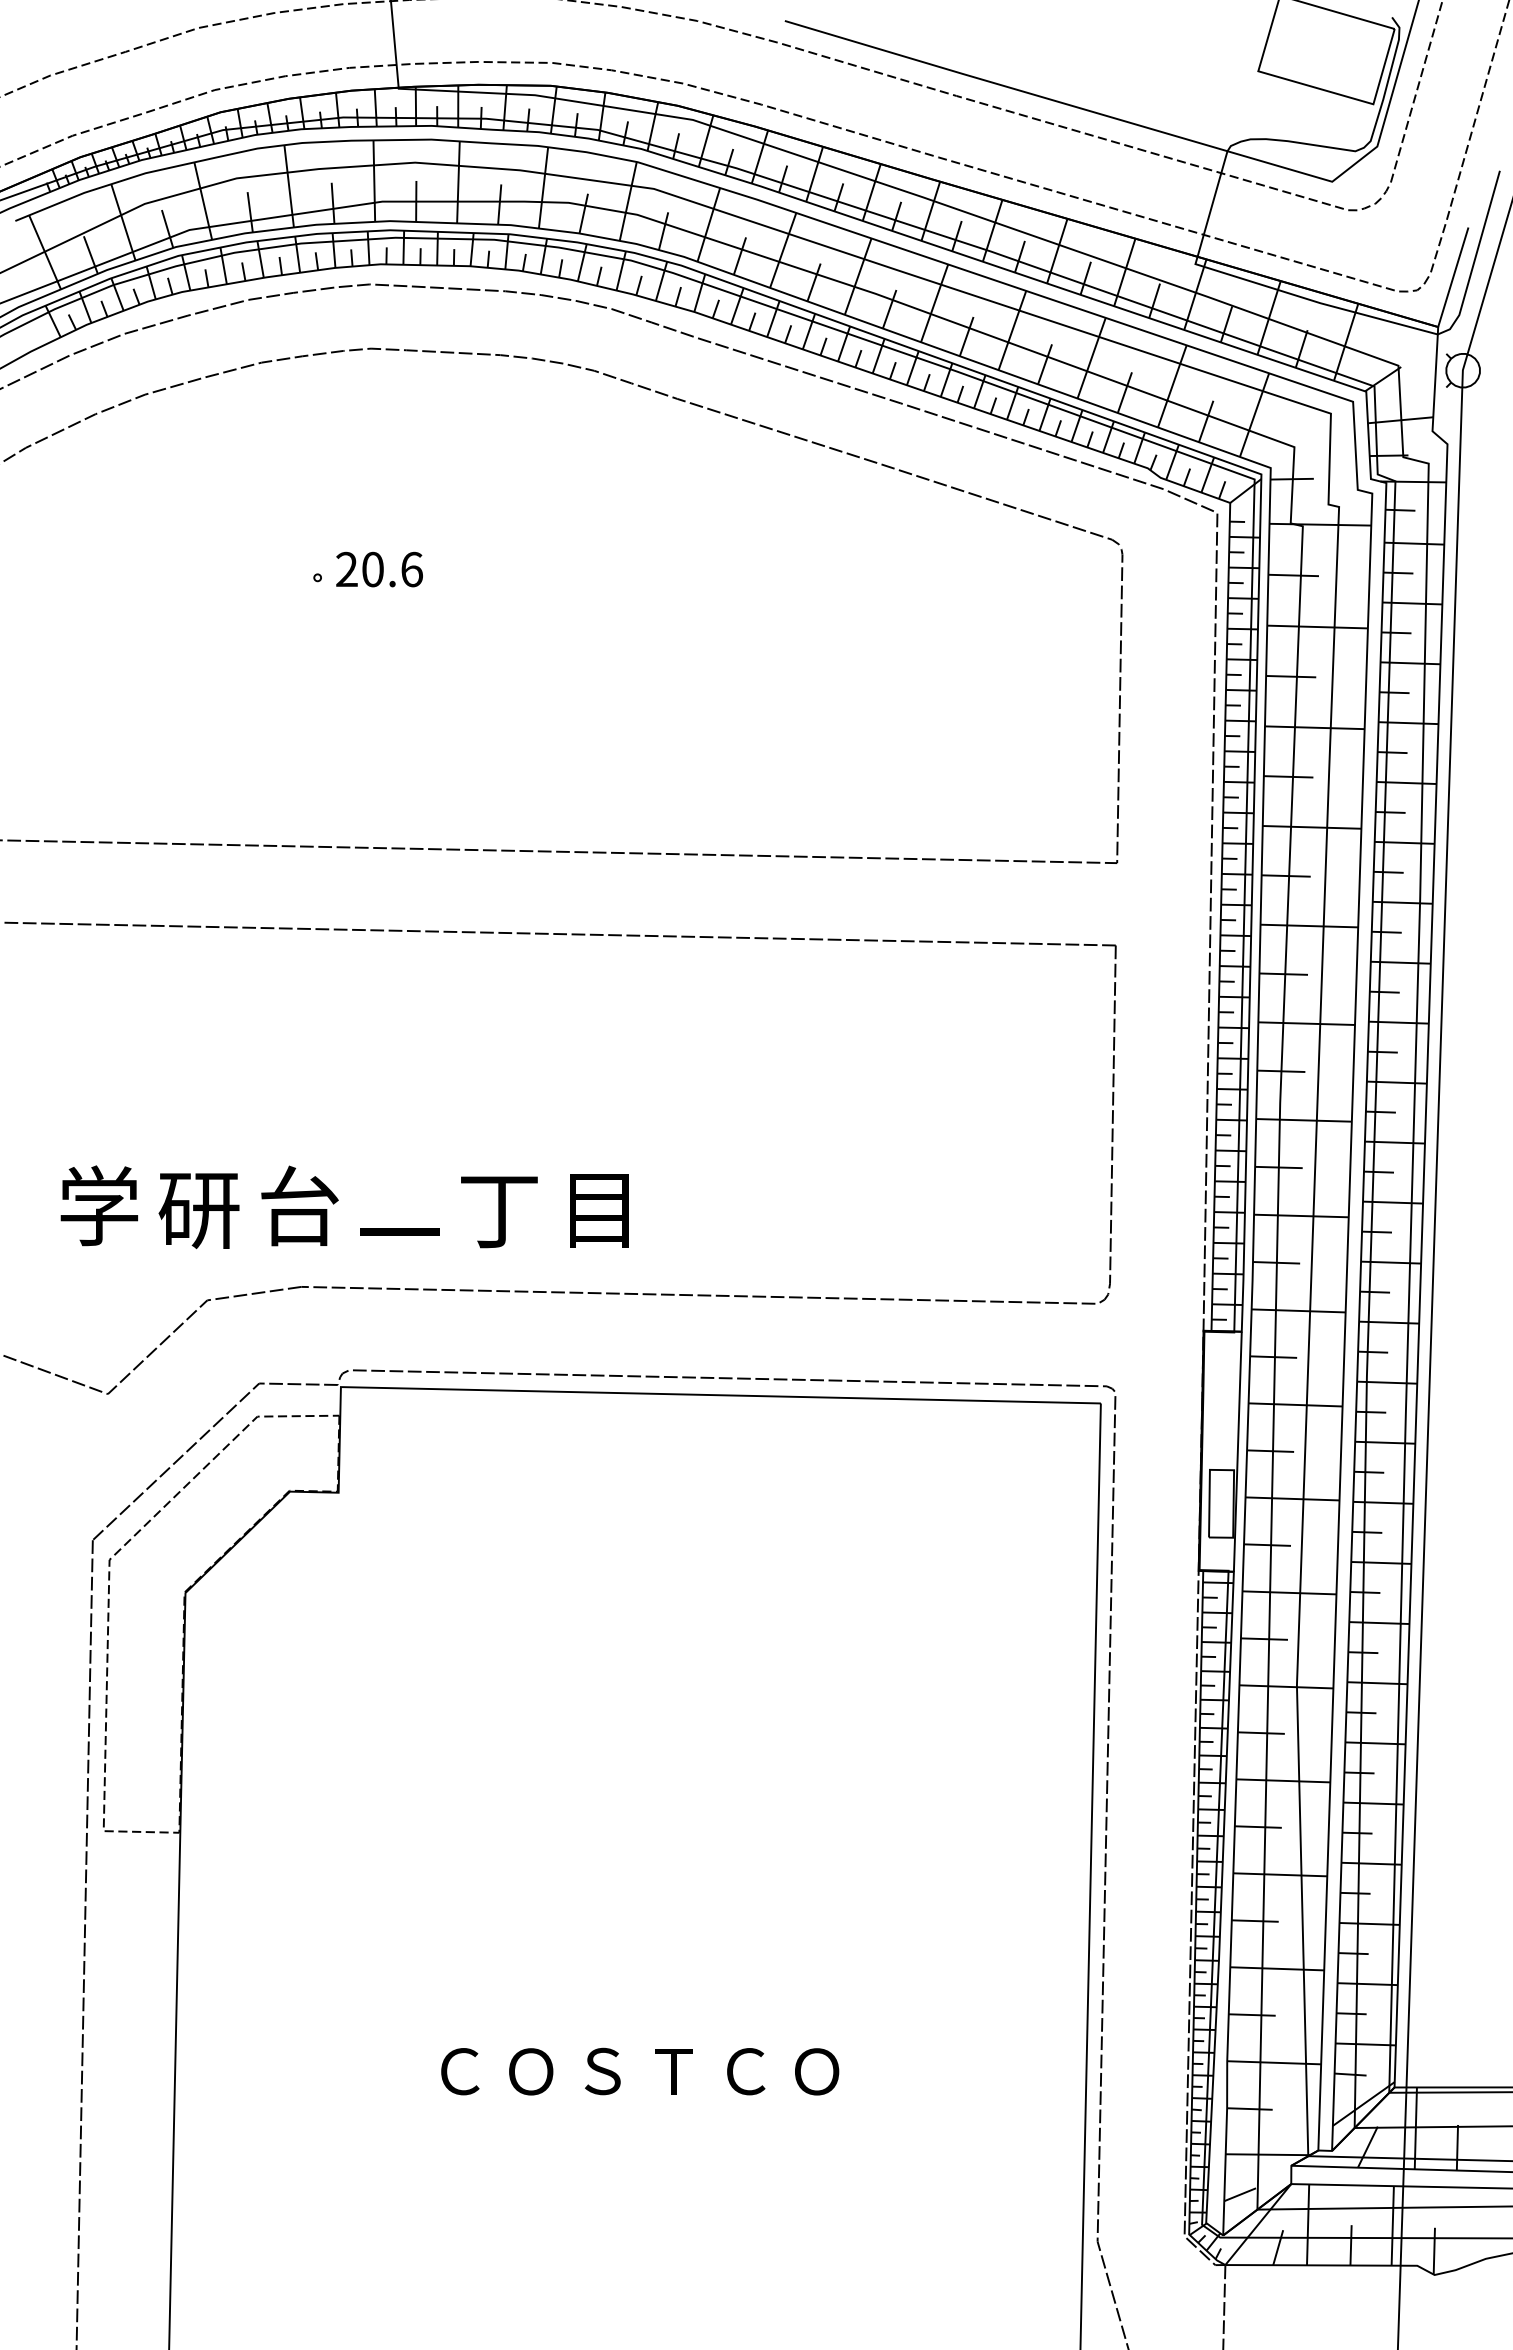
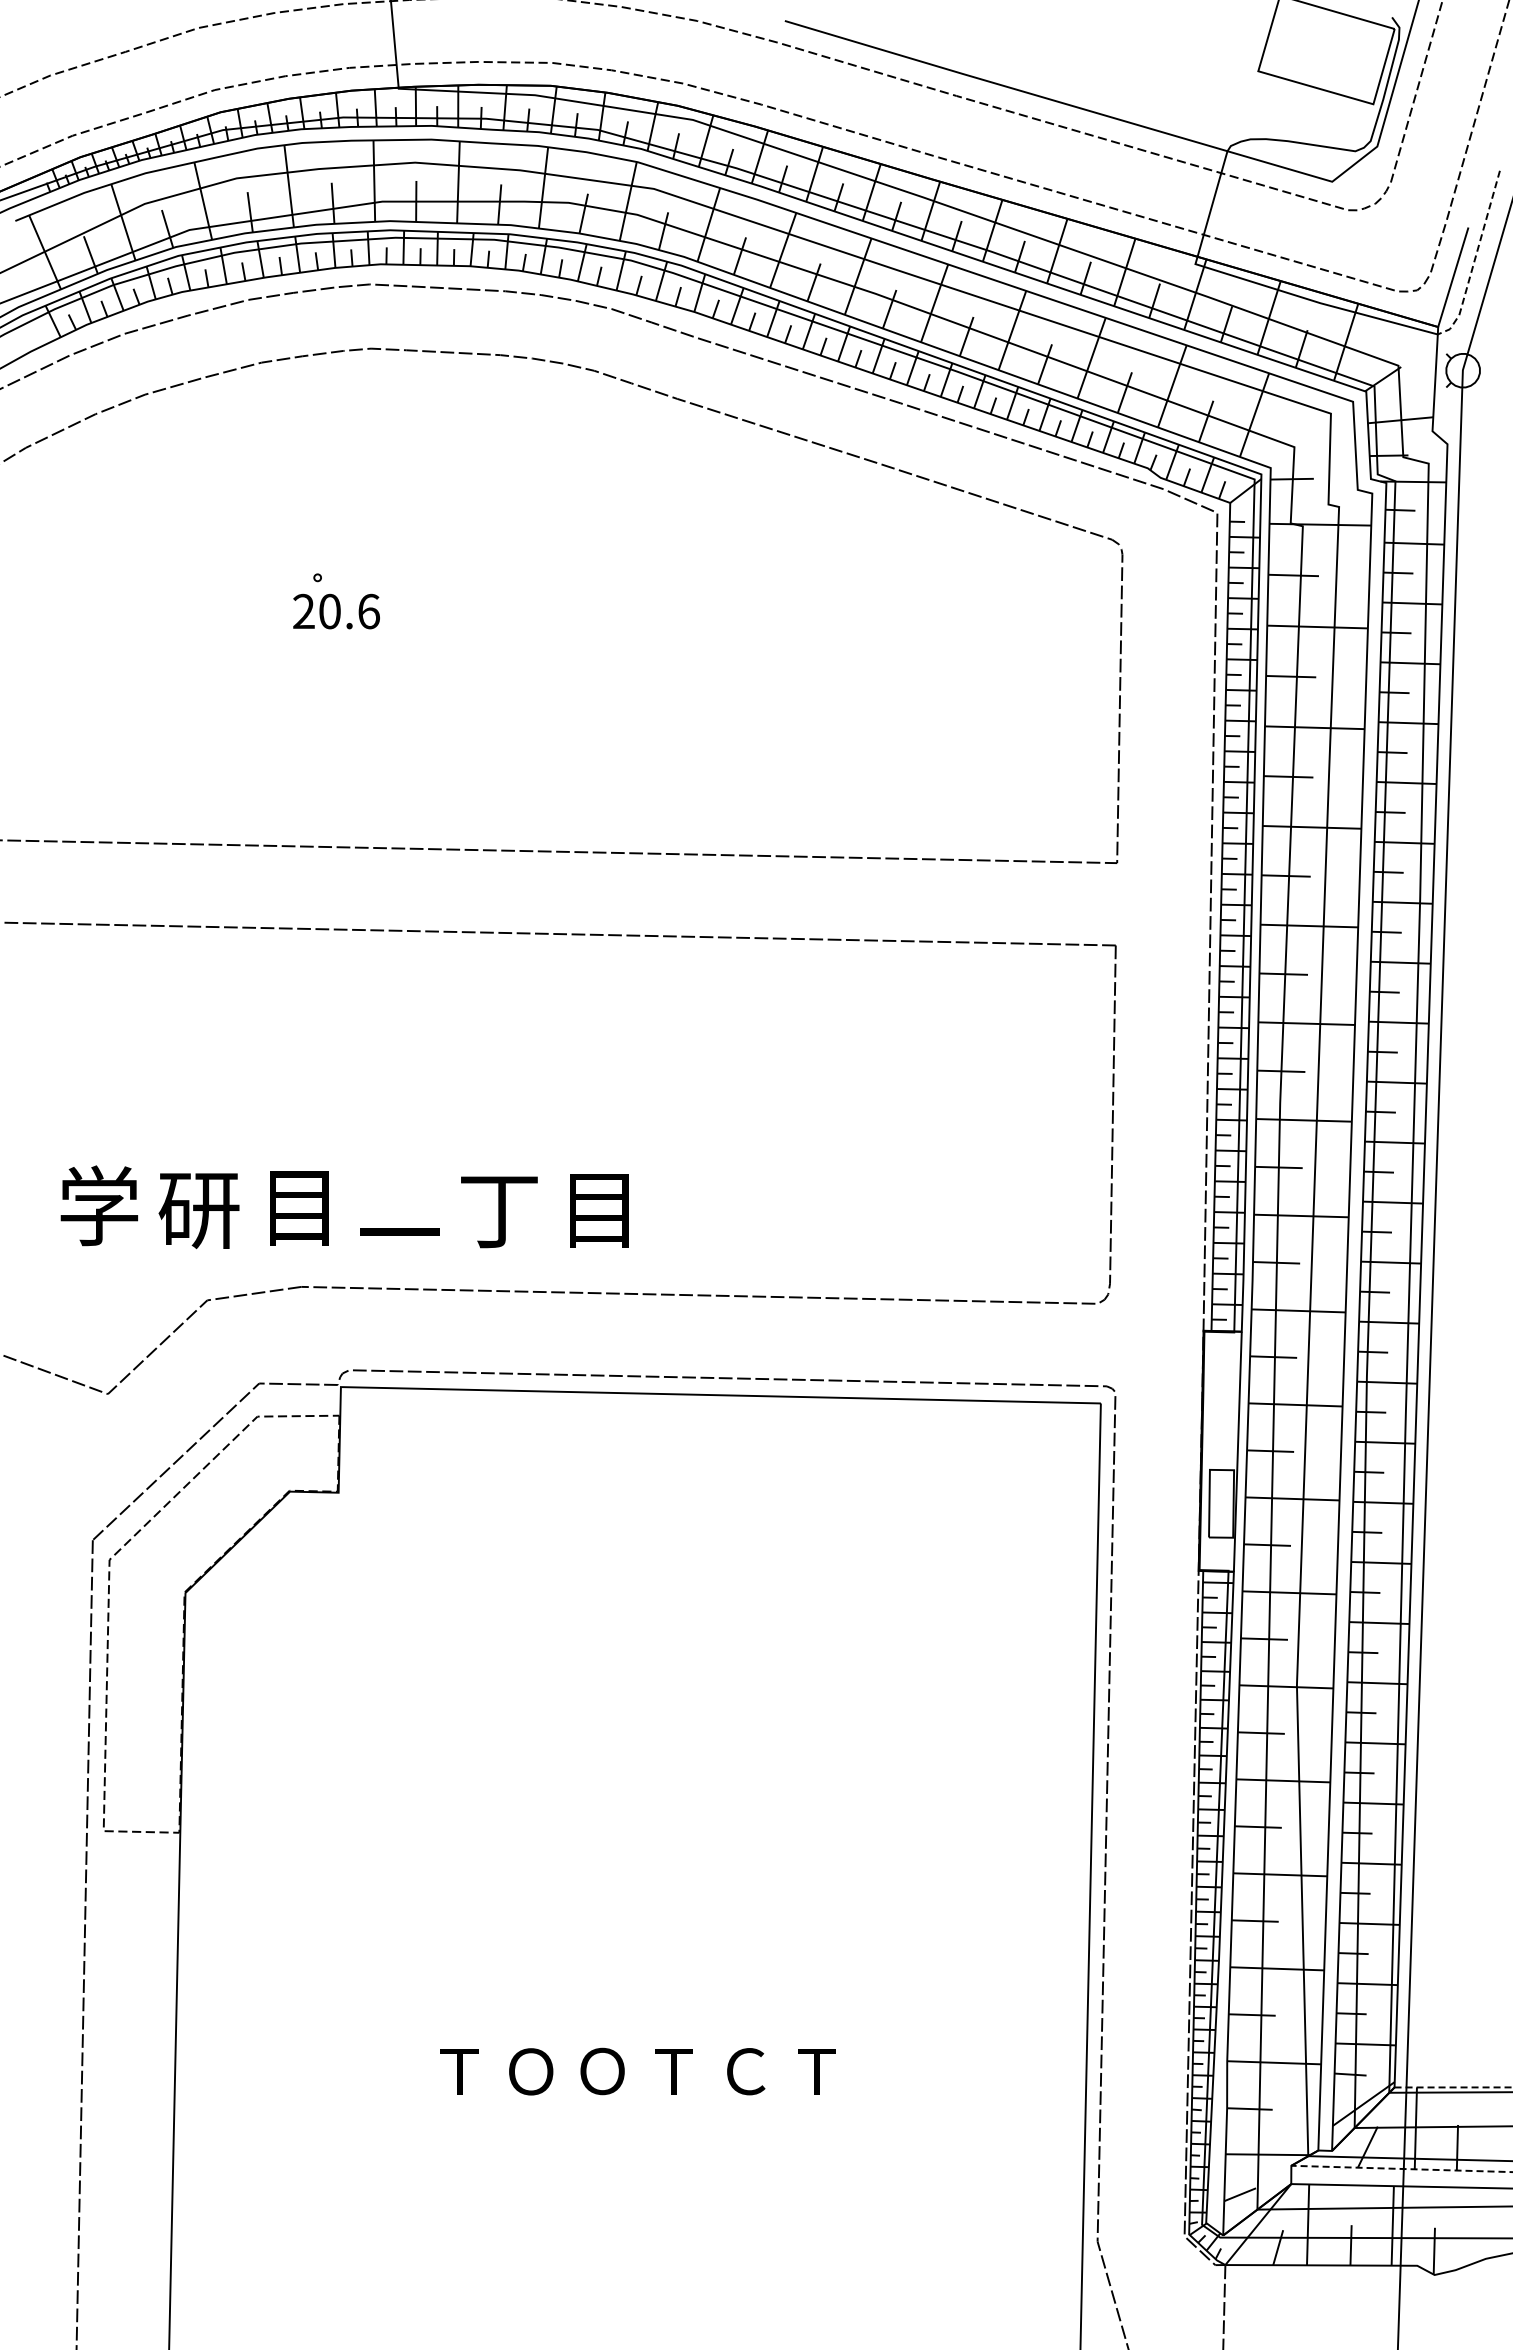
line: solid -> dashed (1475, 259)
text position: (379, 569) -> (336, 611) (336, 611)
text: 台 -> 目 (299, 1205)
text: Ｃ -> Ｔ (459, 2071)
text: Ｓ -> Ｏ (602, 2071)
text: Ｏ -> Ｔ (817, 2071)
line: solid -> dashed (1453, 2087)
line: solid -> dashed (1402, 2168)
